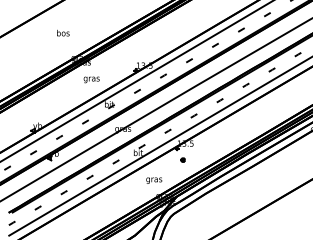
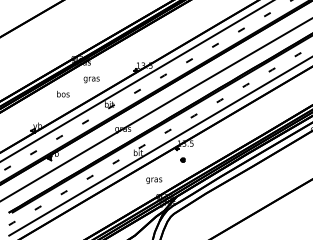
text position: (63, 32) -> (63, 93) (63, 93)
